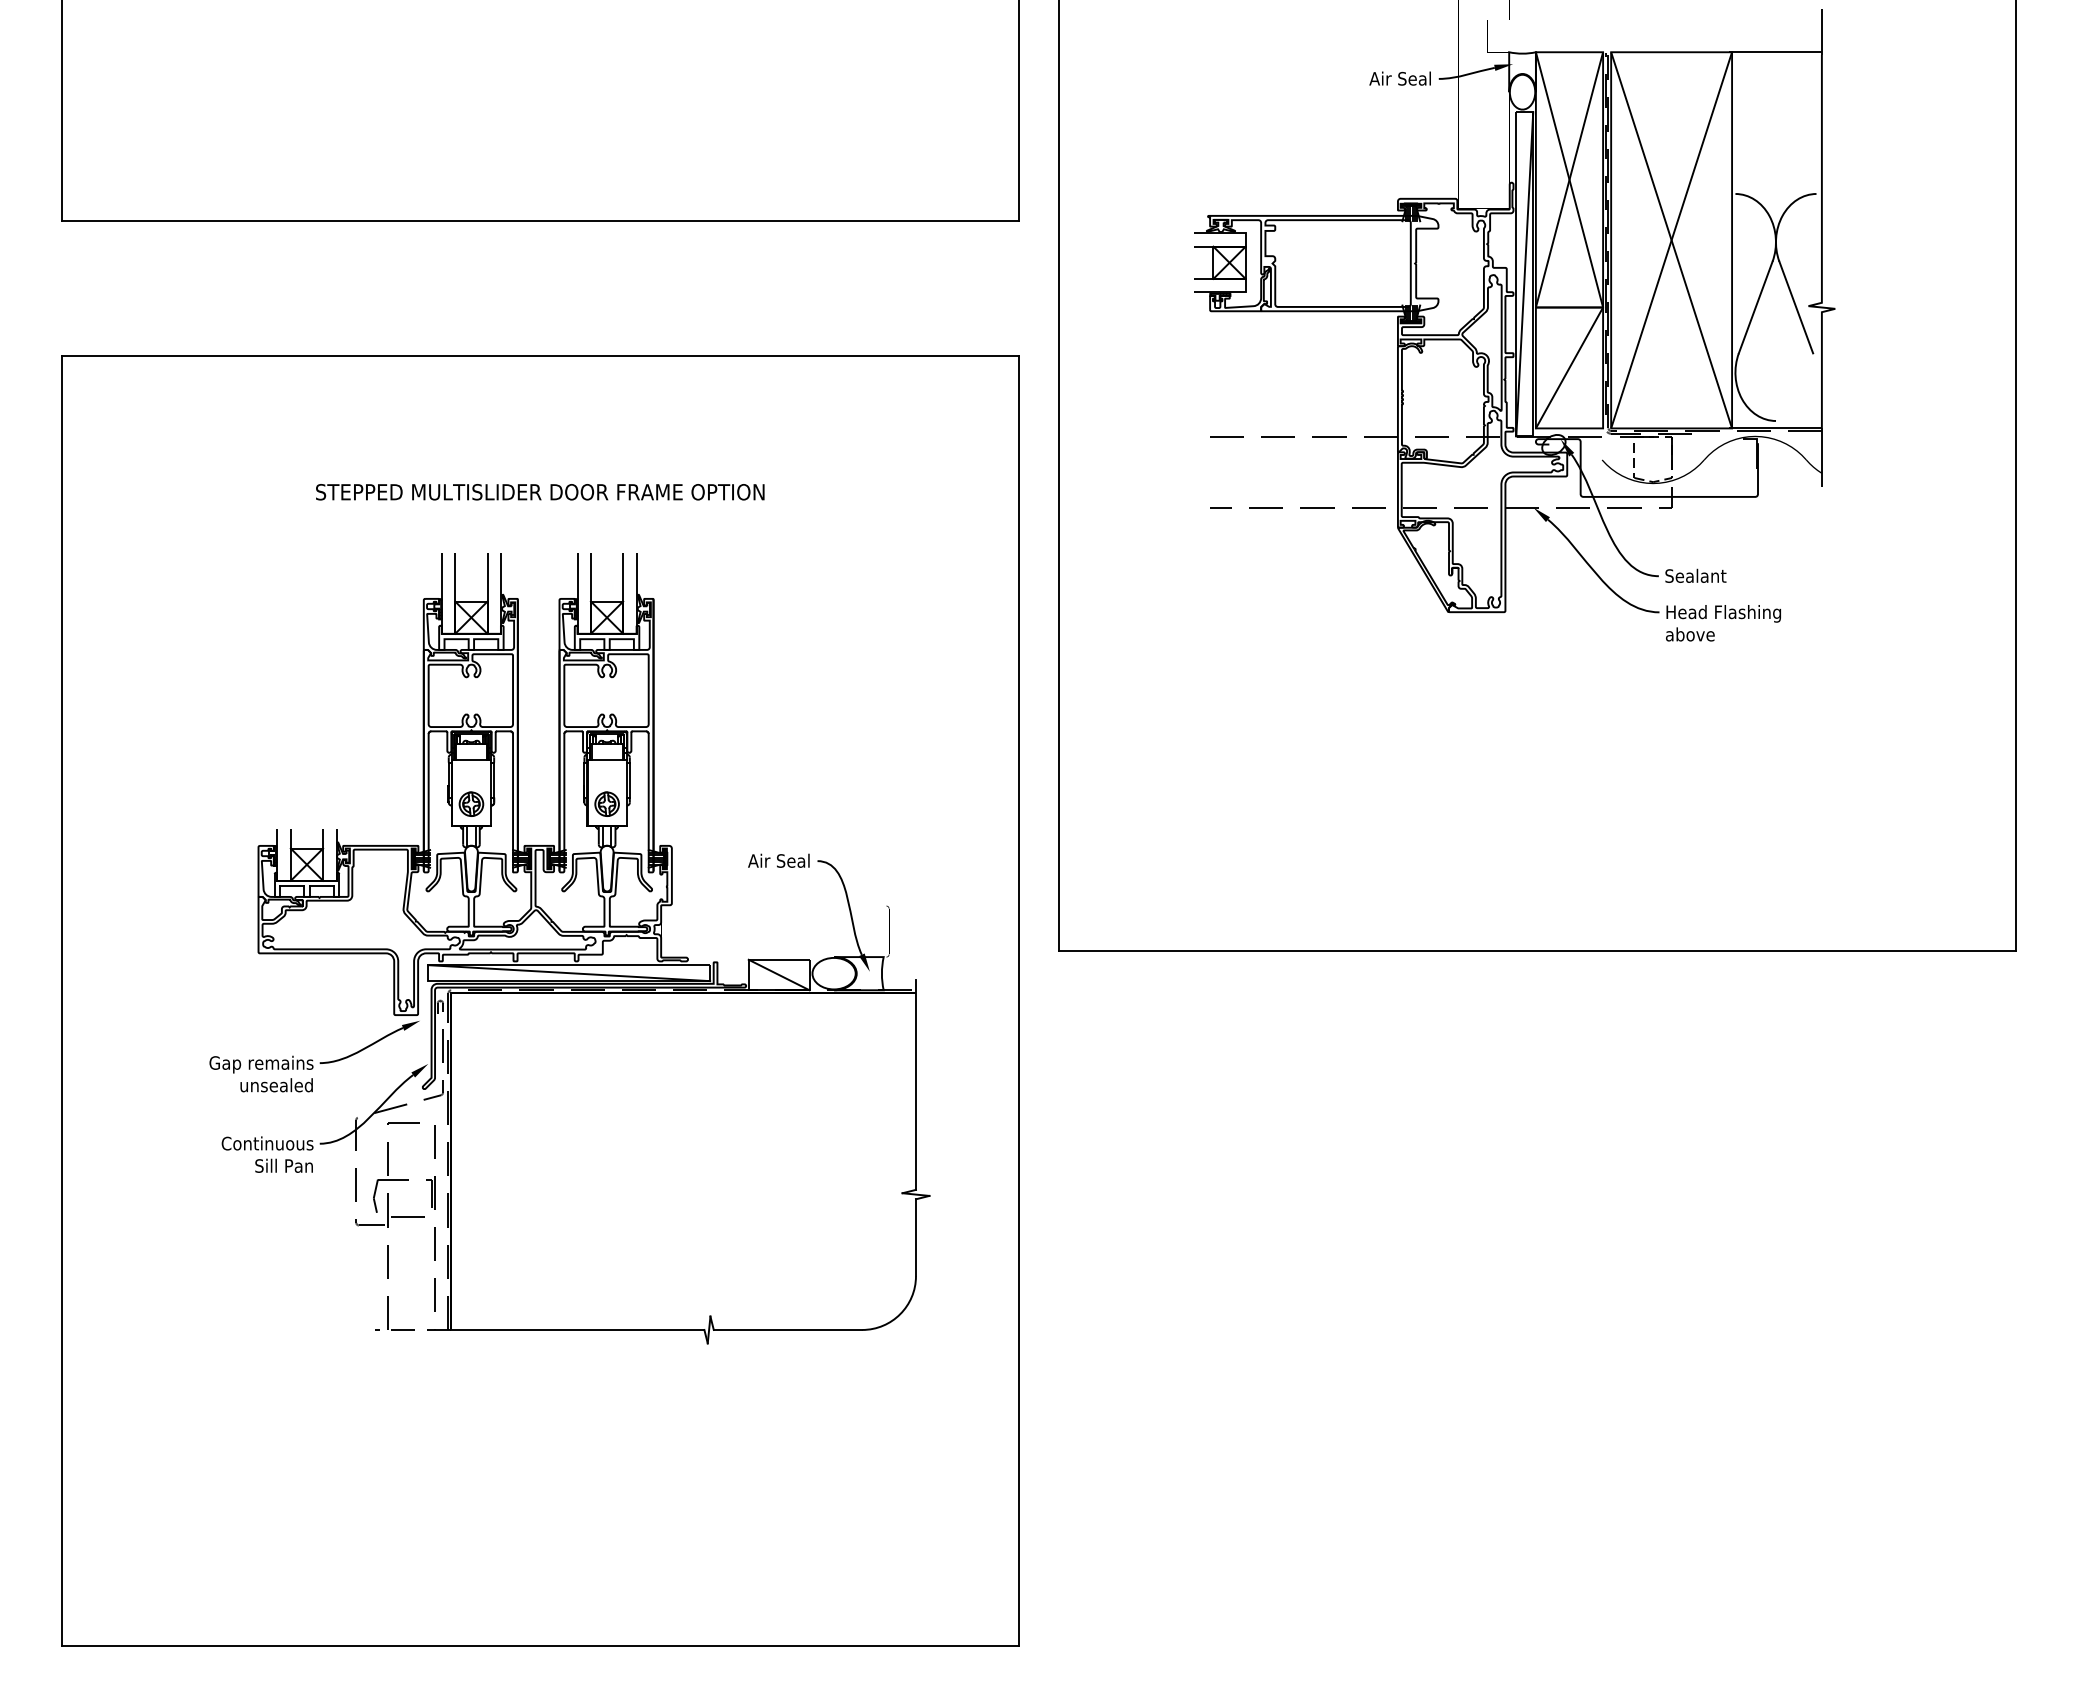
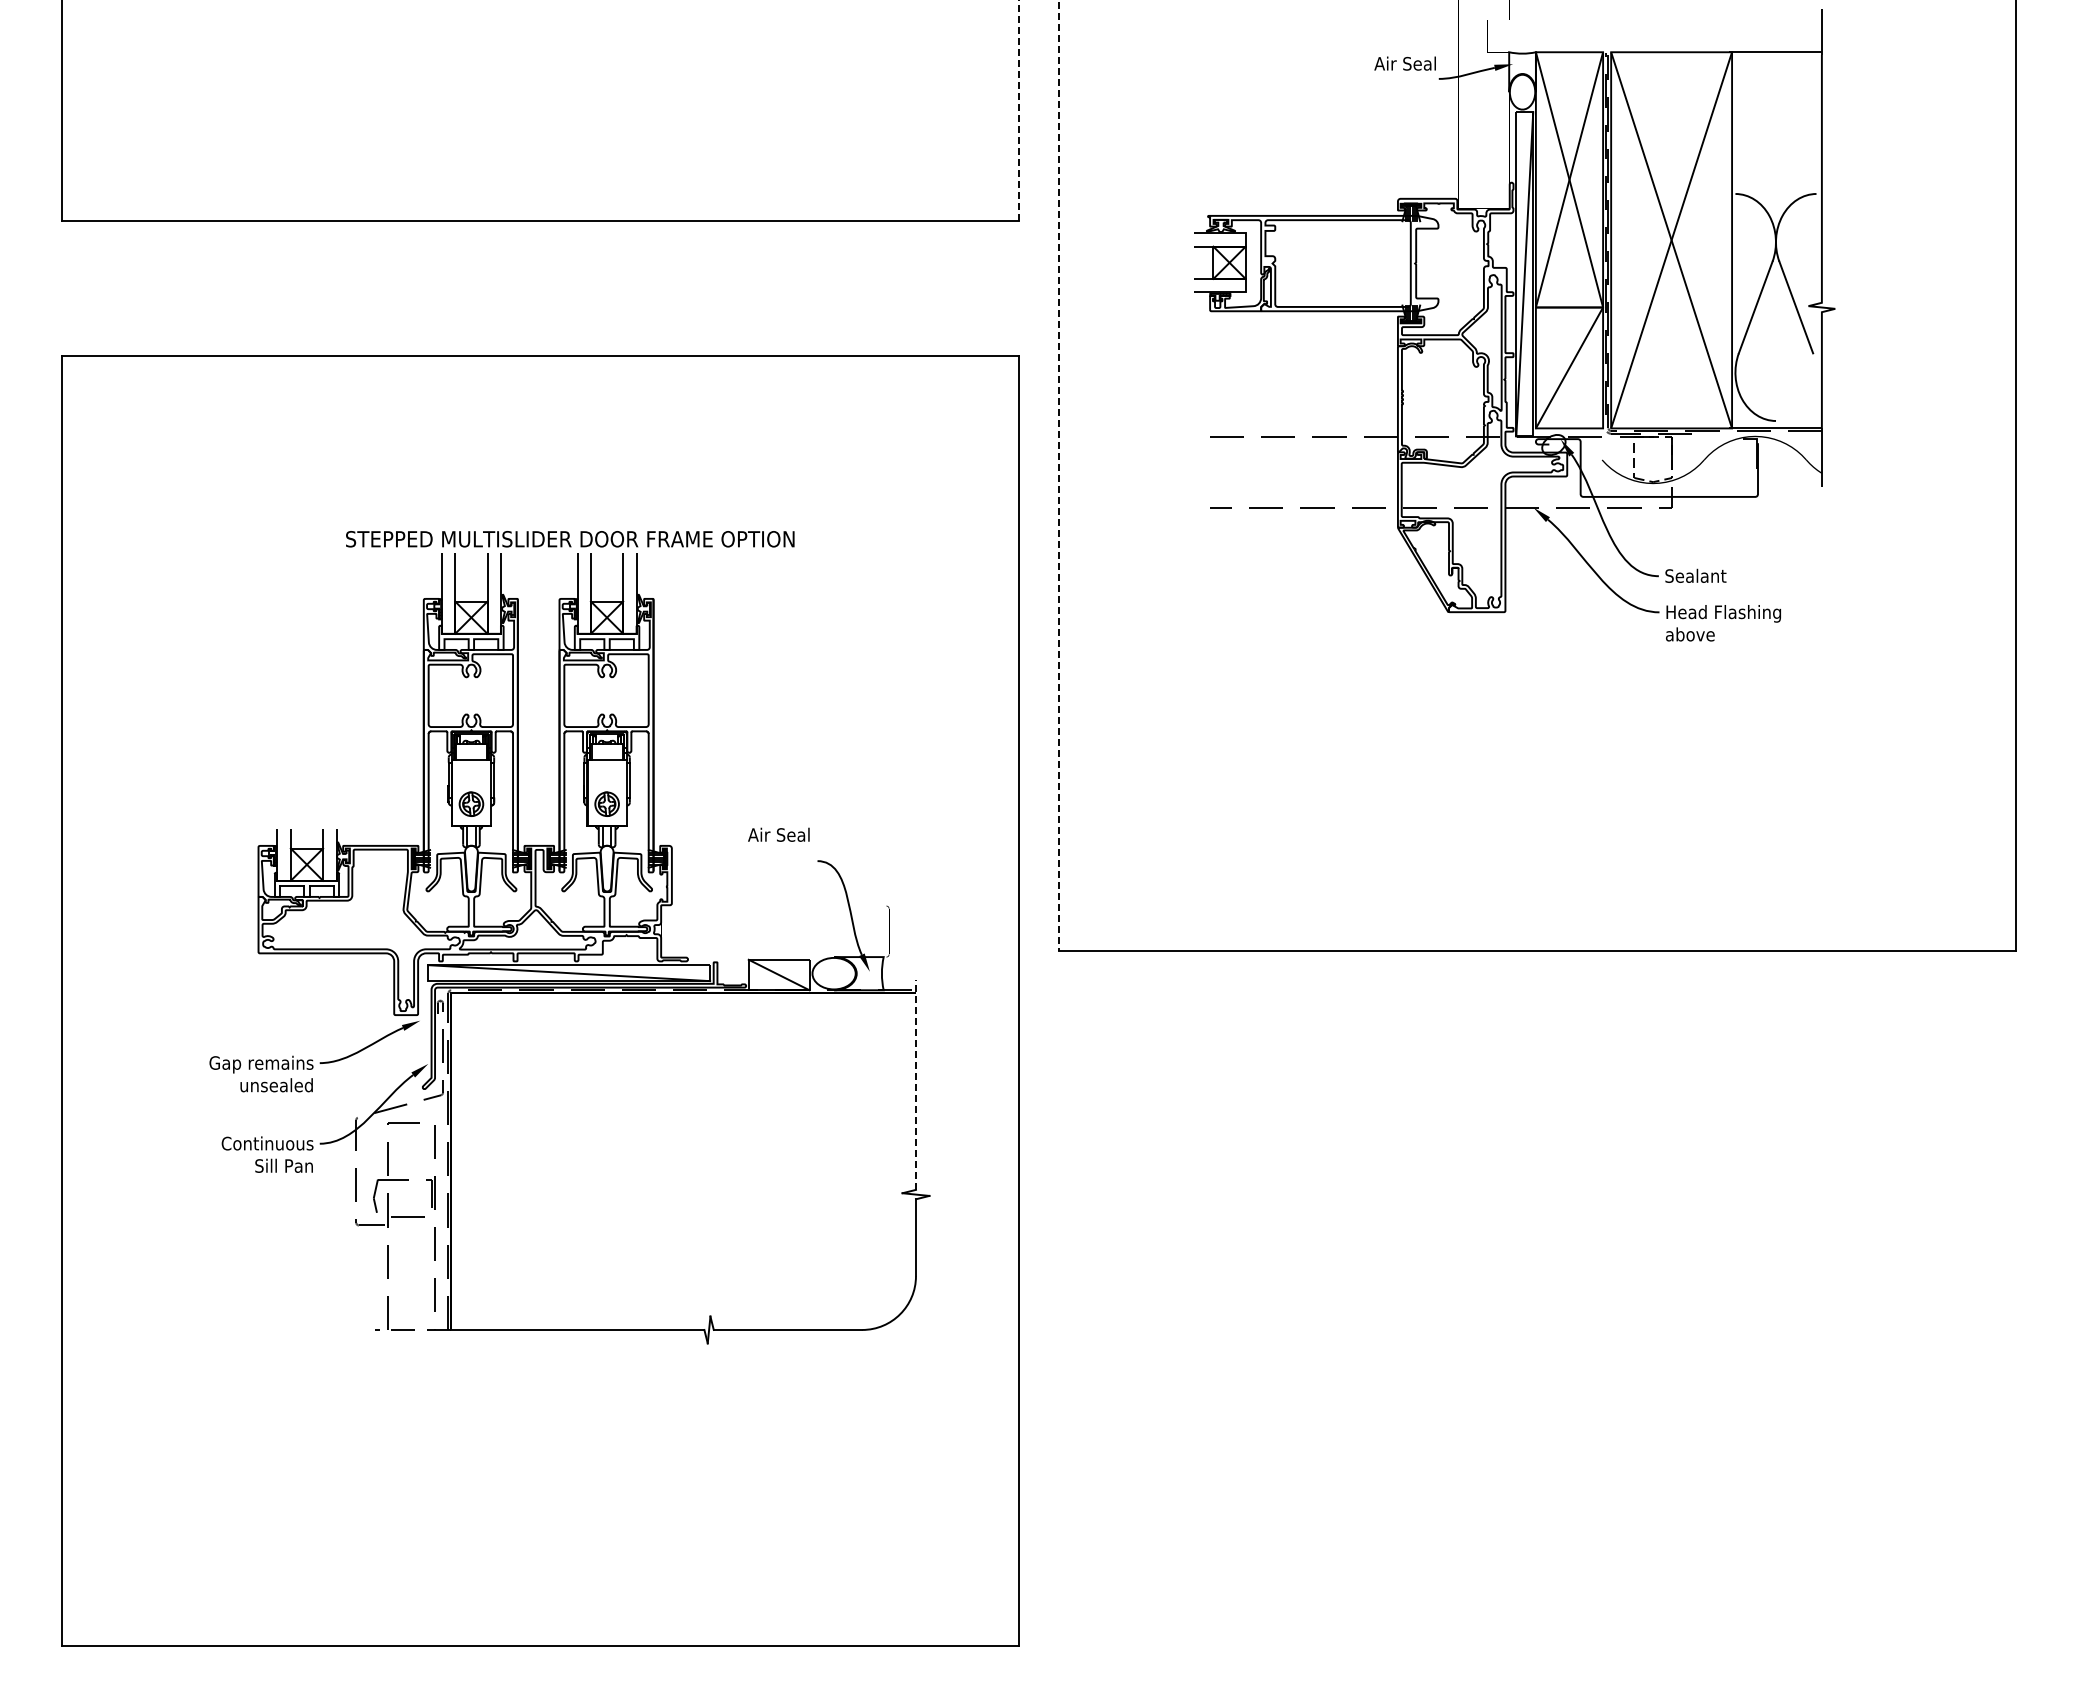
text position: (1399, 78) -> (1404, 63) (1404, 63)
line: solid -> dashed (1018, 110)
line: solid -> dashed (1059, 476)
text position: (540, 492) -> (570, 539) (570, 539)
text position: (778, 860) -> (778, 834) (778, 834)
line: solid -> dashed (915, 1084)
